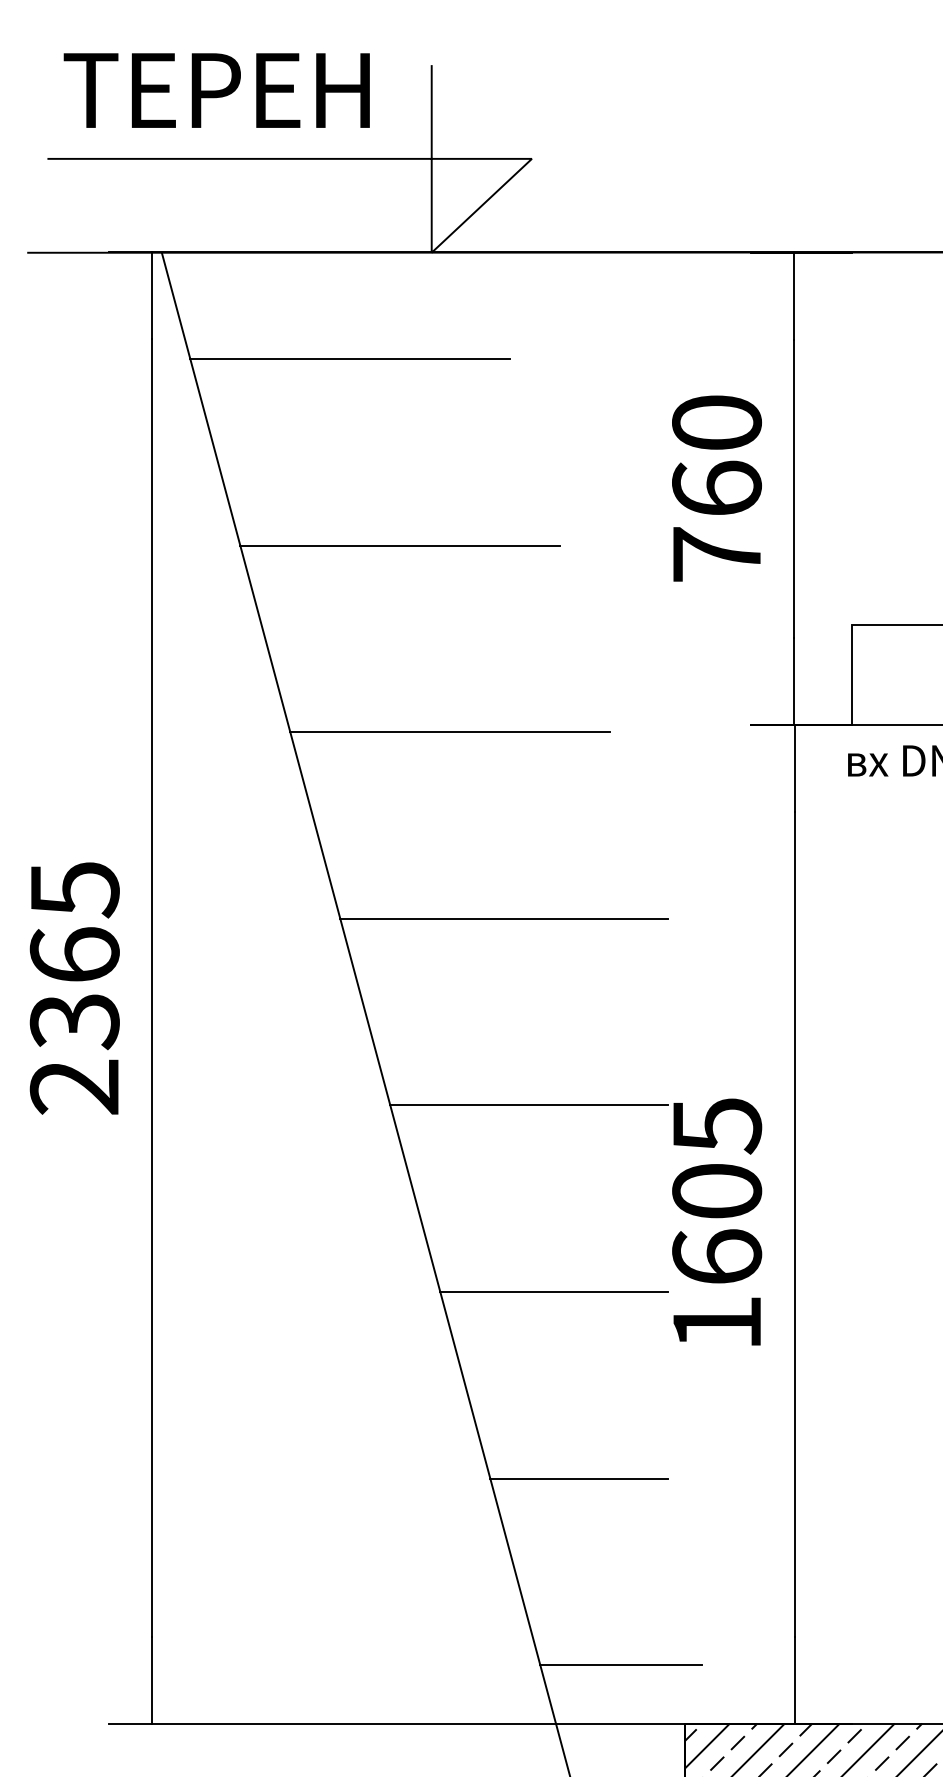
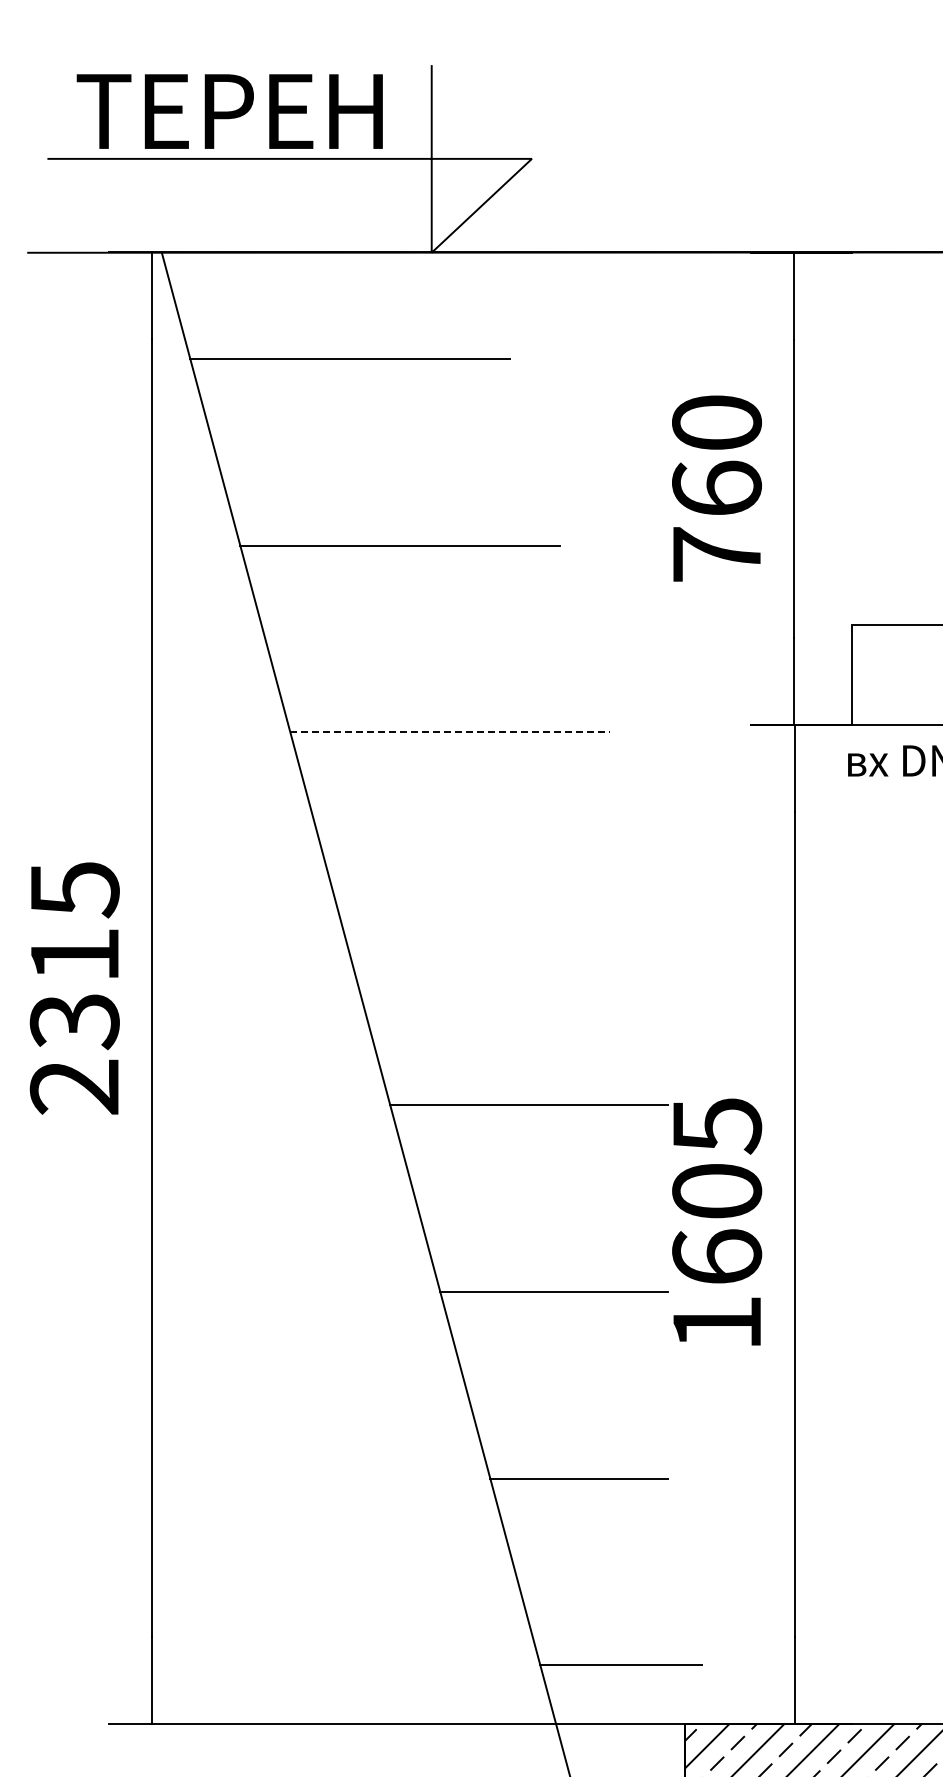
text position: (216, 90) -> (229, 111) (229, 111)
line: solid -> dashed (449, 732)
line: present -> none (504, 918)
text: 2365 -> 2315 (74, 954)
